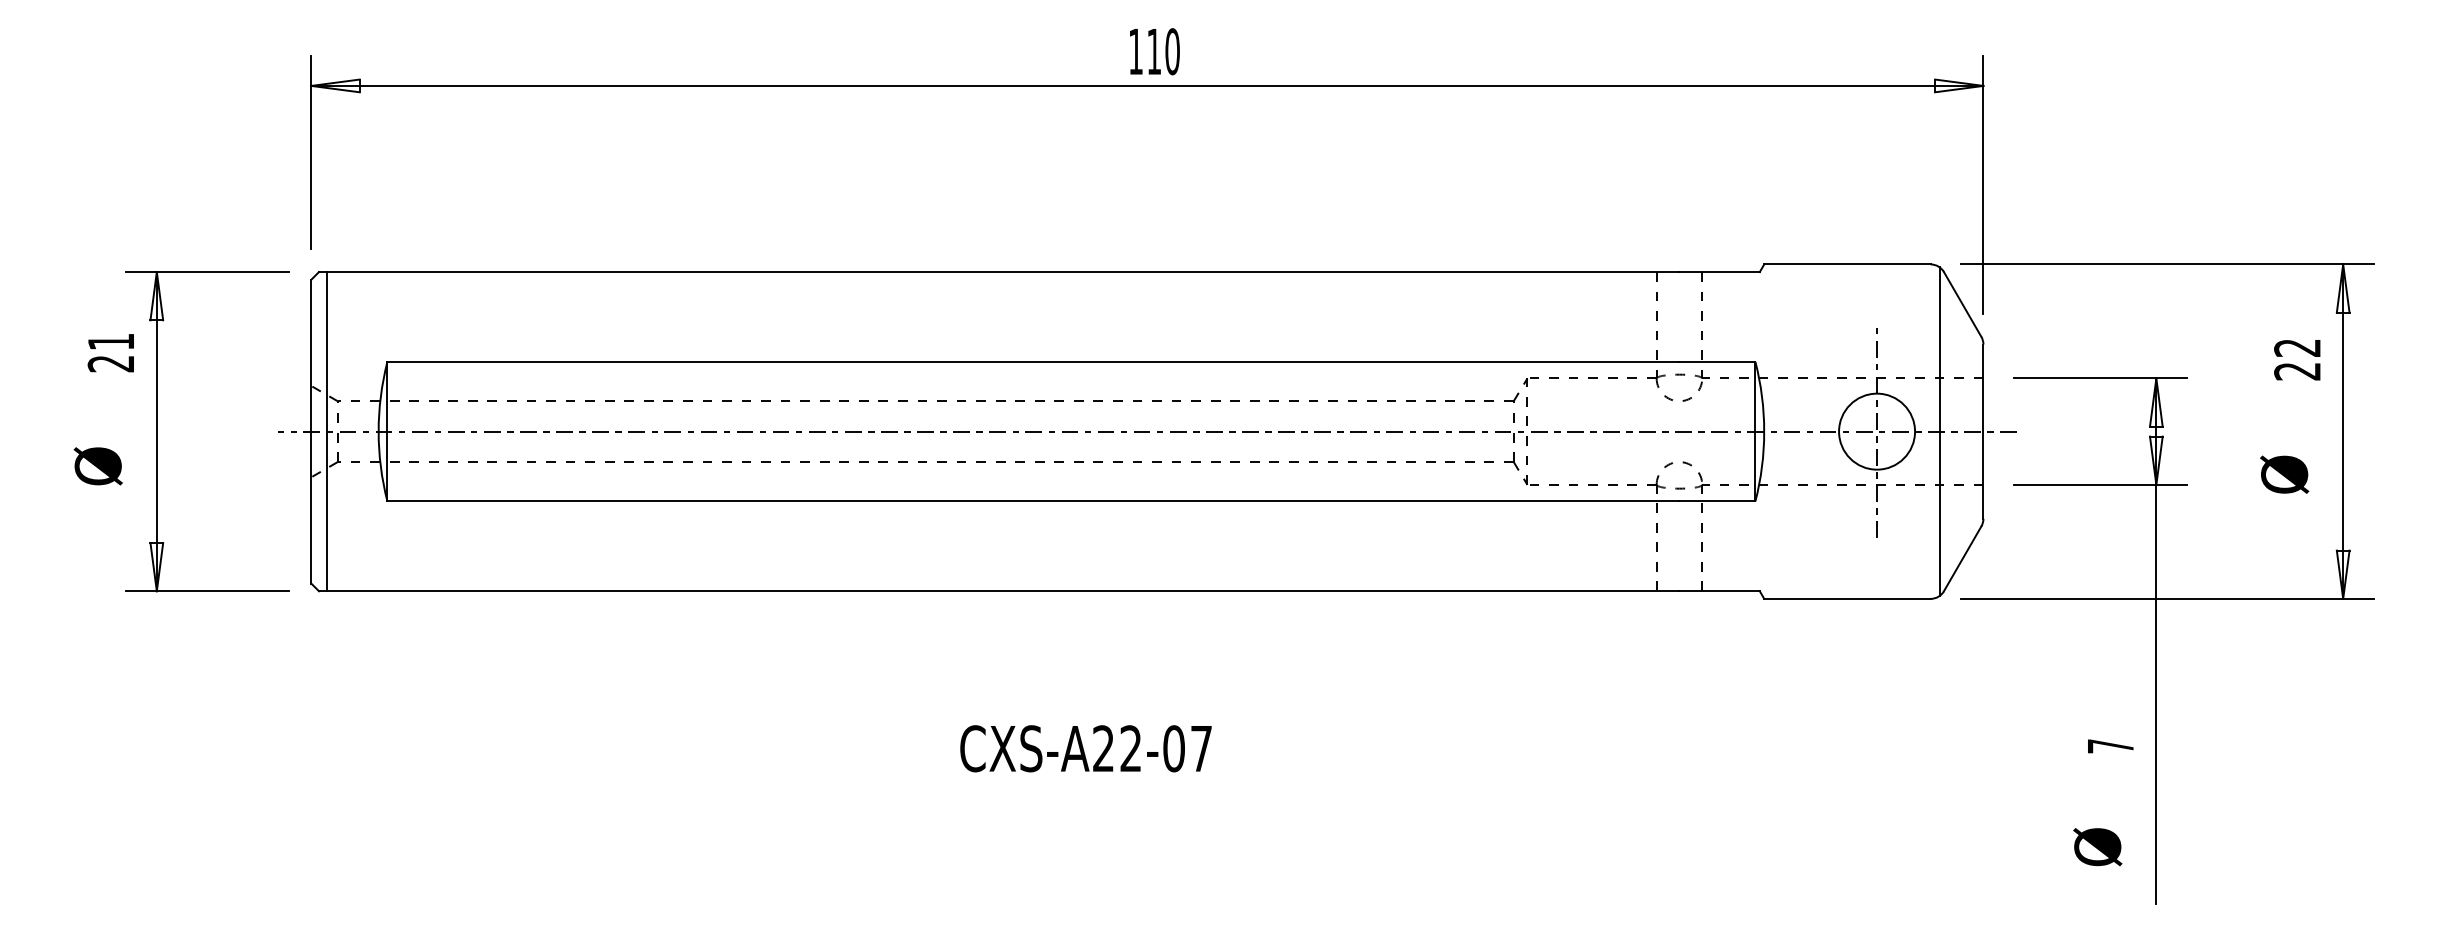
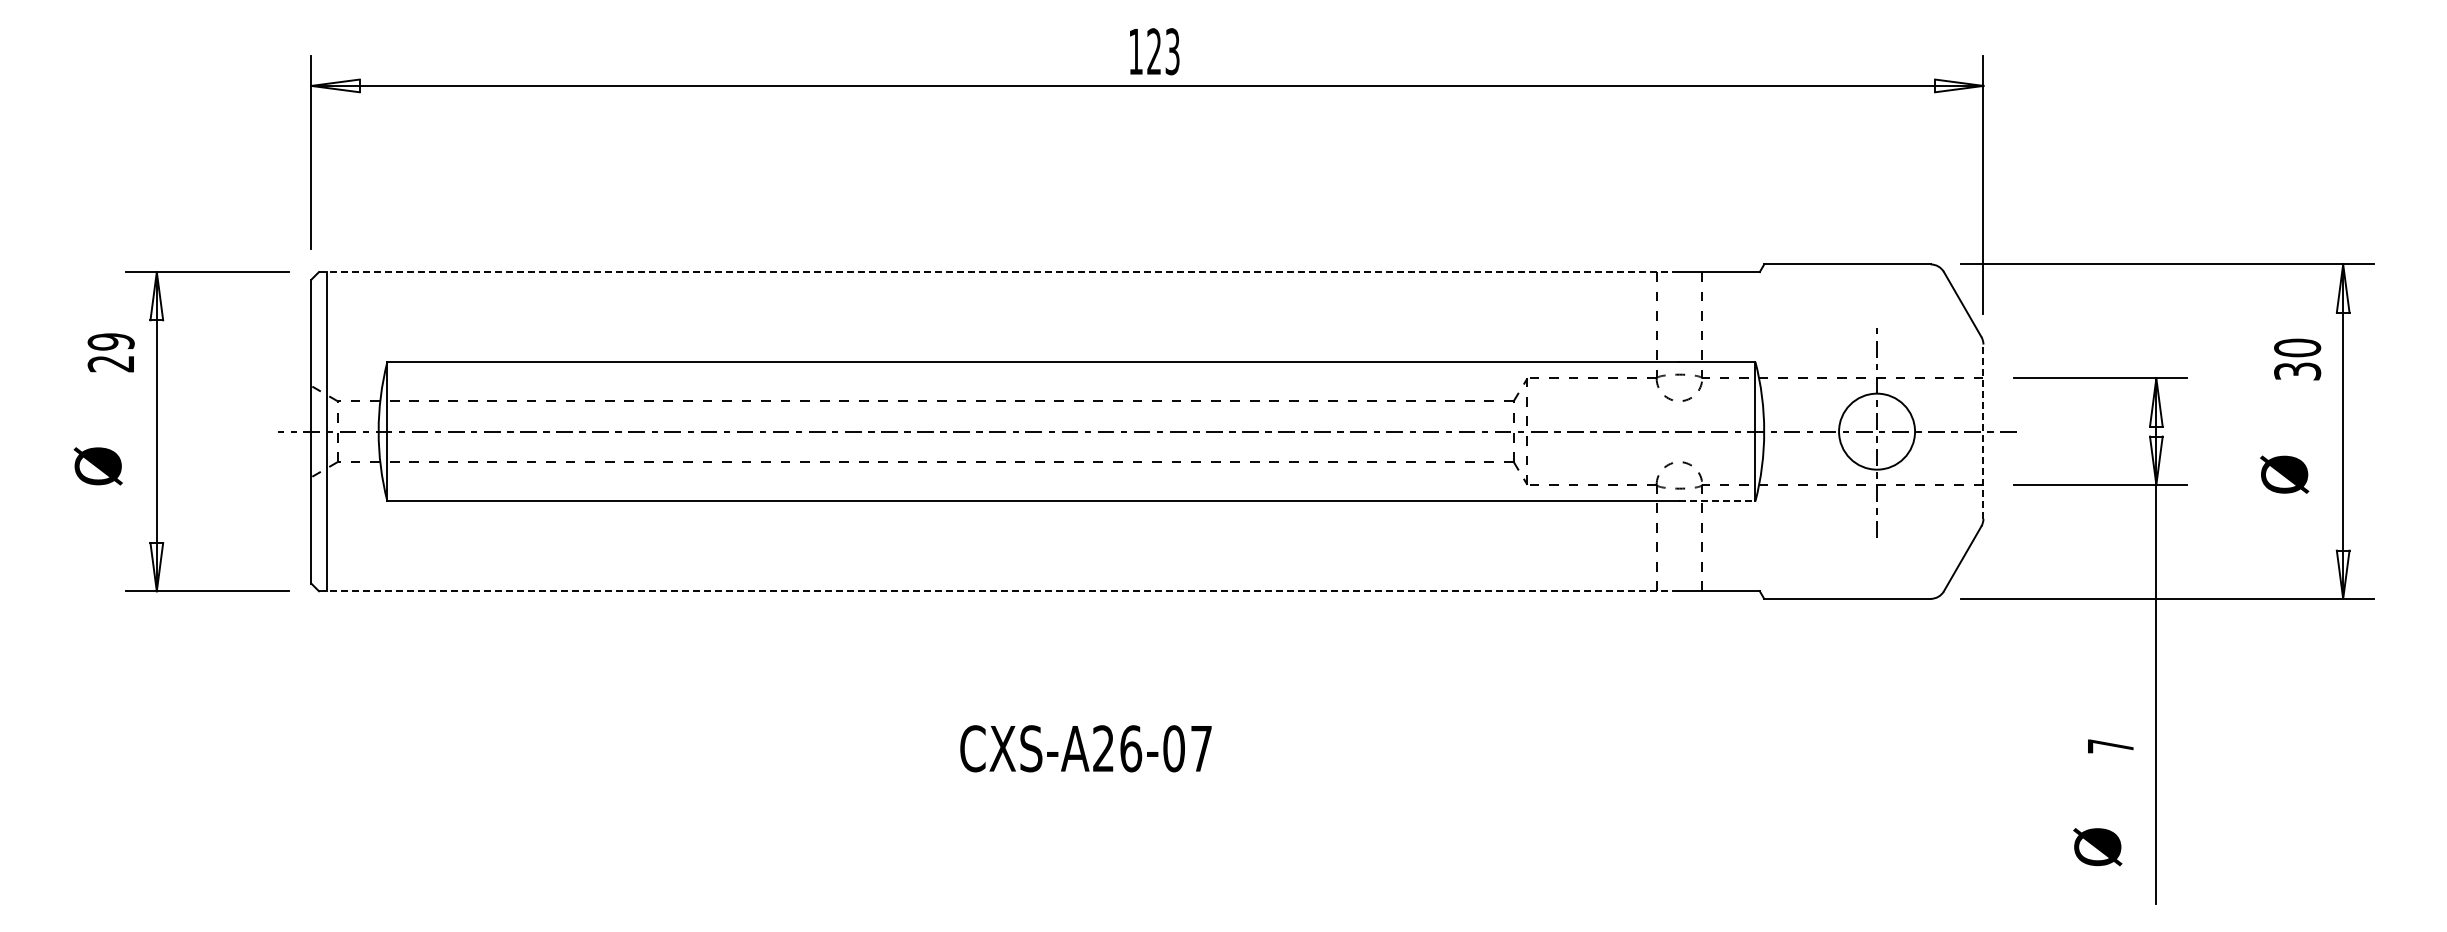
text: 110 -> 123 (1163, 51)
line: solid -> dashed (999, 272)
text: 21 -> 29 (110, 341)
text: 22 -> 30 (2297, 359)
line: present -> none (1939, 431)
line: solid -> dashed (1983, 431)
line: solid -> dashed (1717, 501)
line: solid -> dashed (999, 591)
text: CXS-A22-07 -> CXS-A26-07 (1131, 748)
